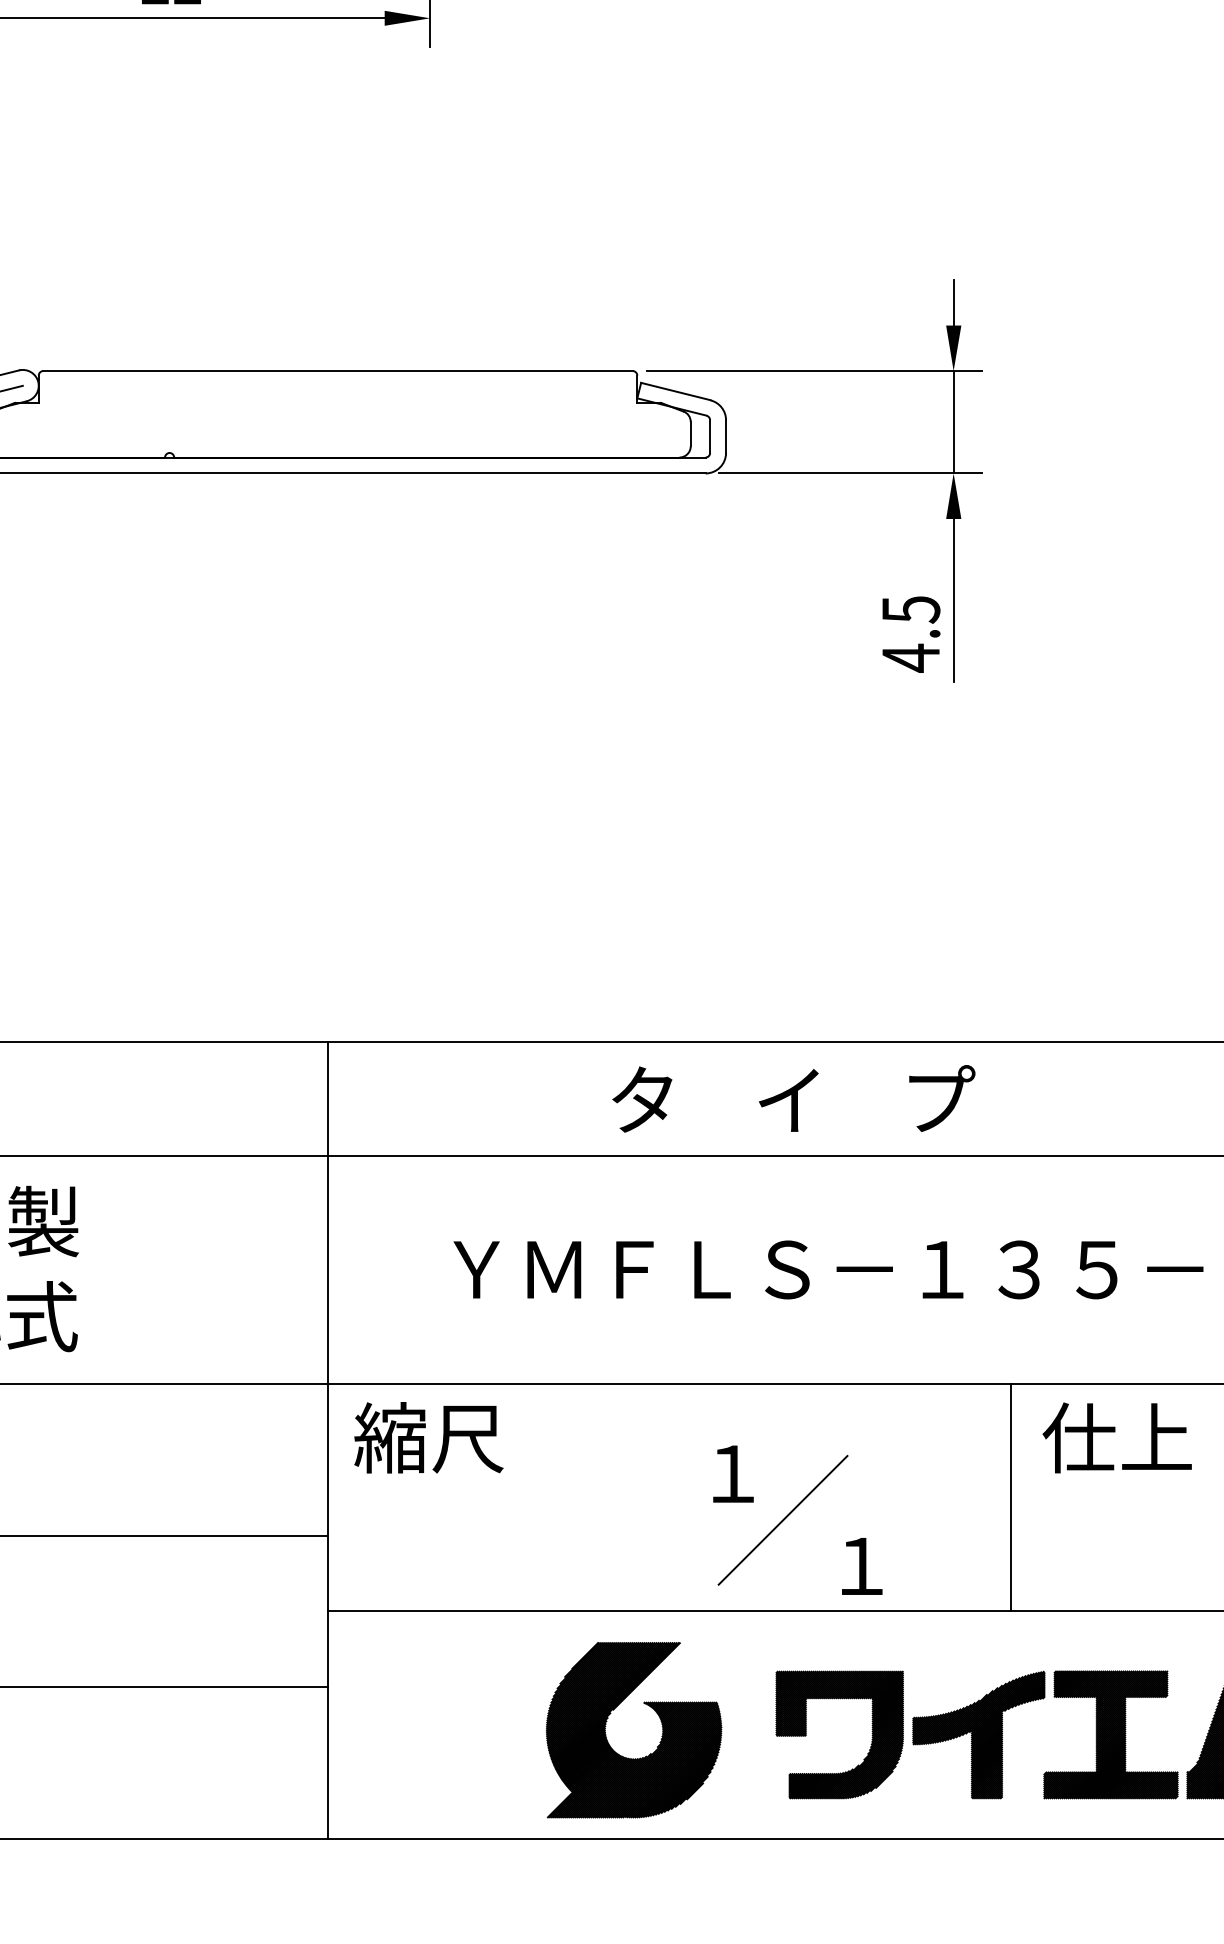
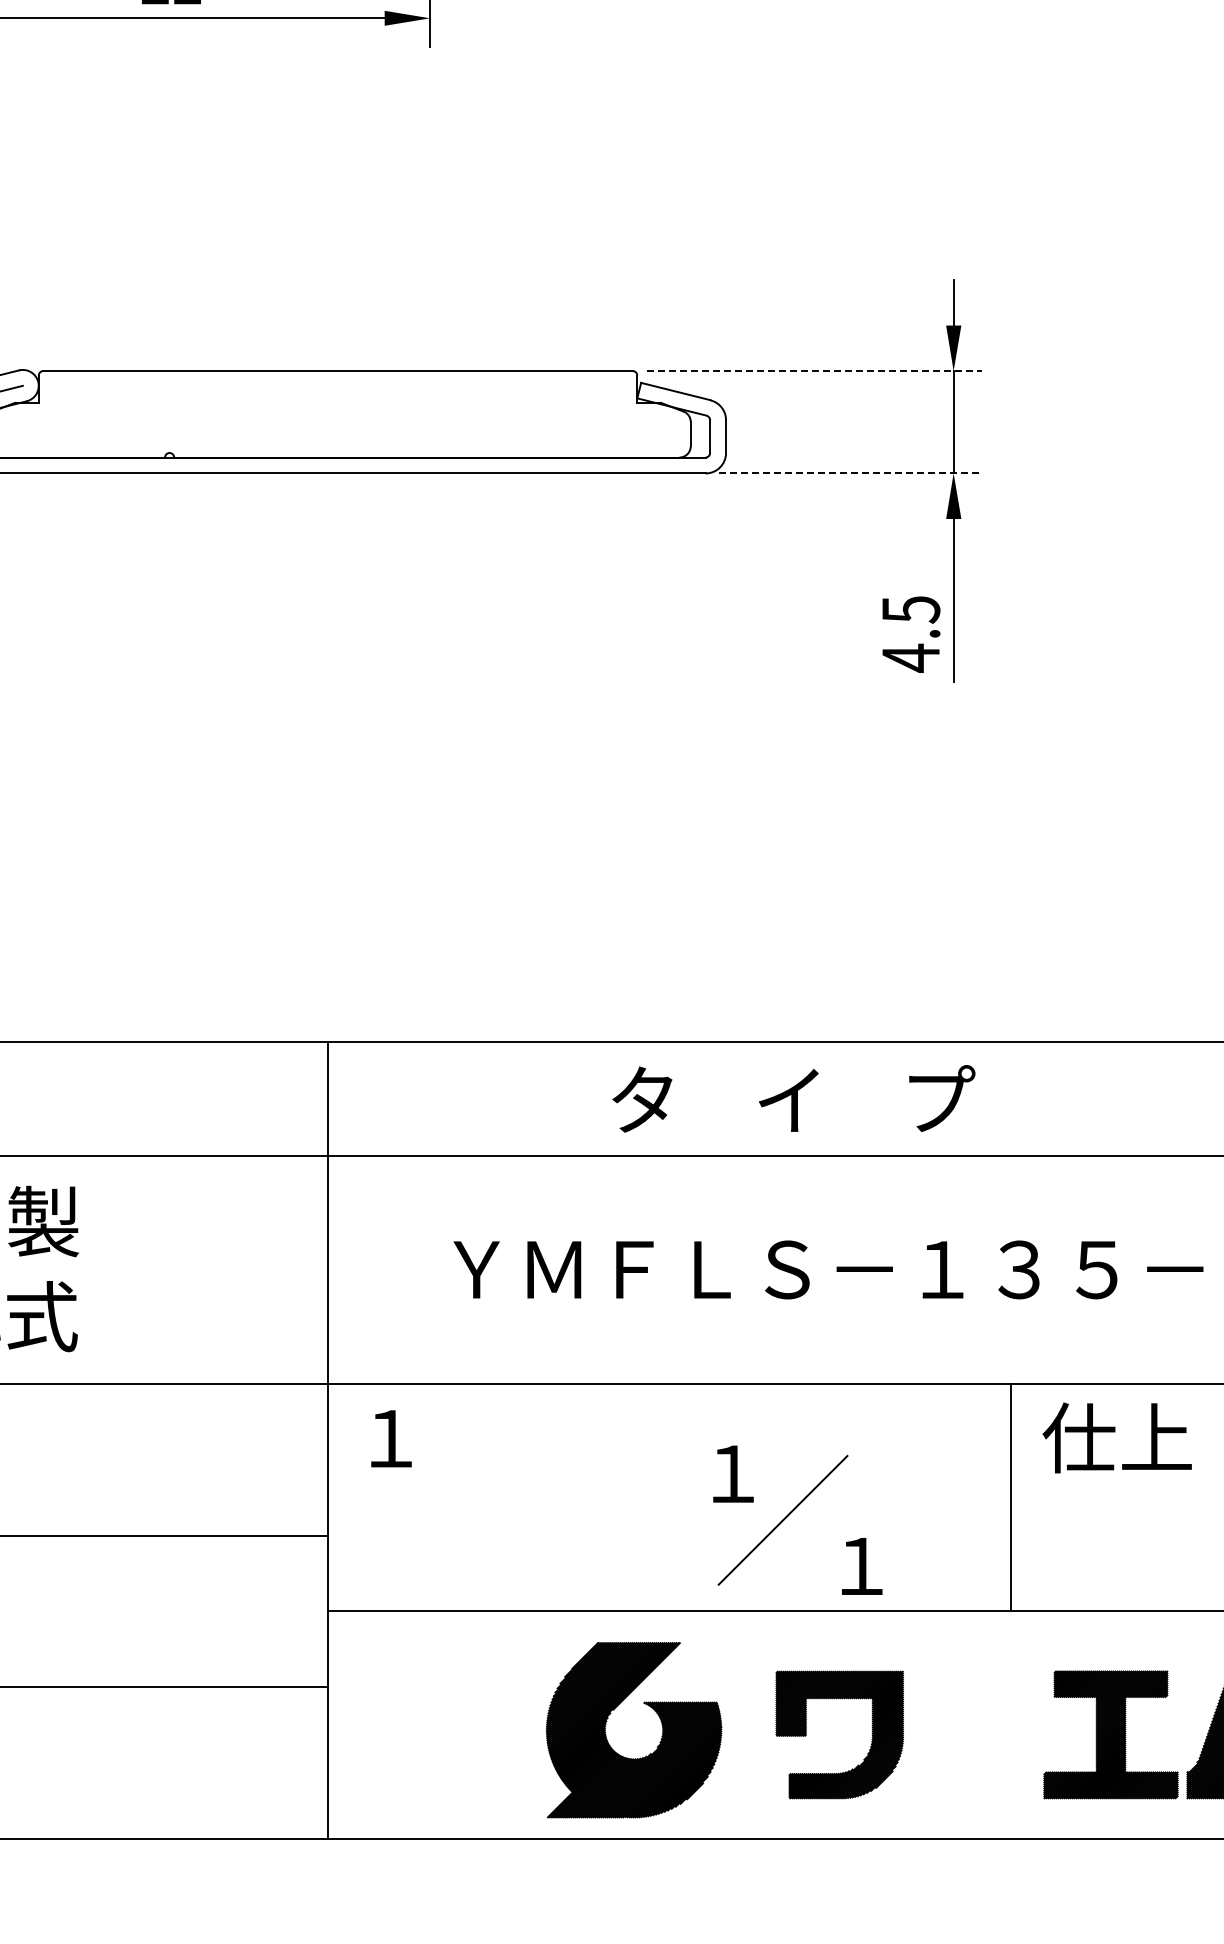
line: solid -> dashed (814, 371)
line: solid -> dashed (851, 473)
text: 縮尺 -> １ (428, 1437)
part: present -> none (978, 1734)
